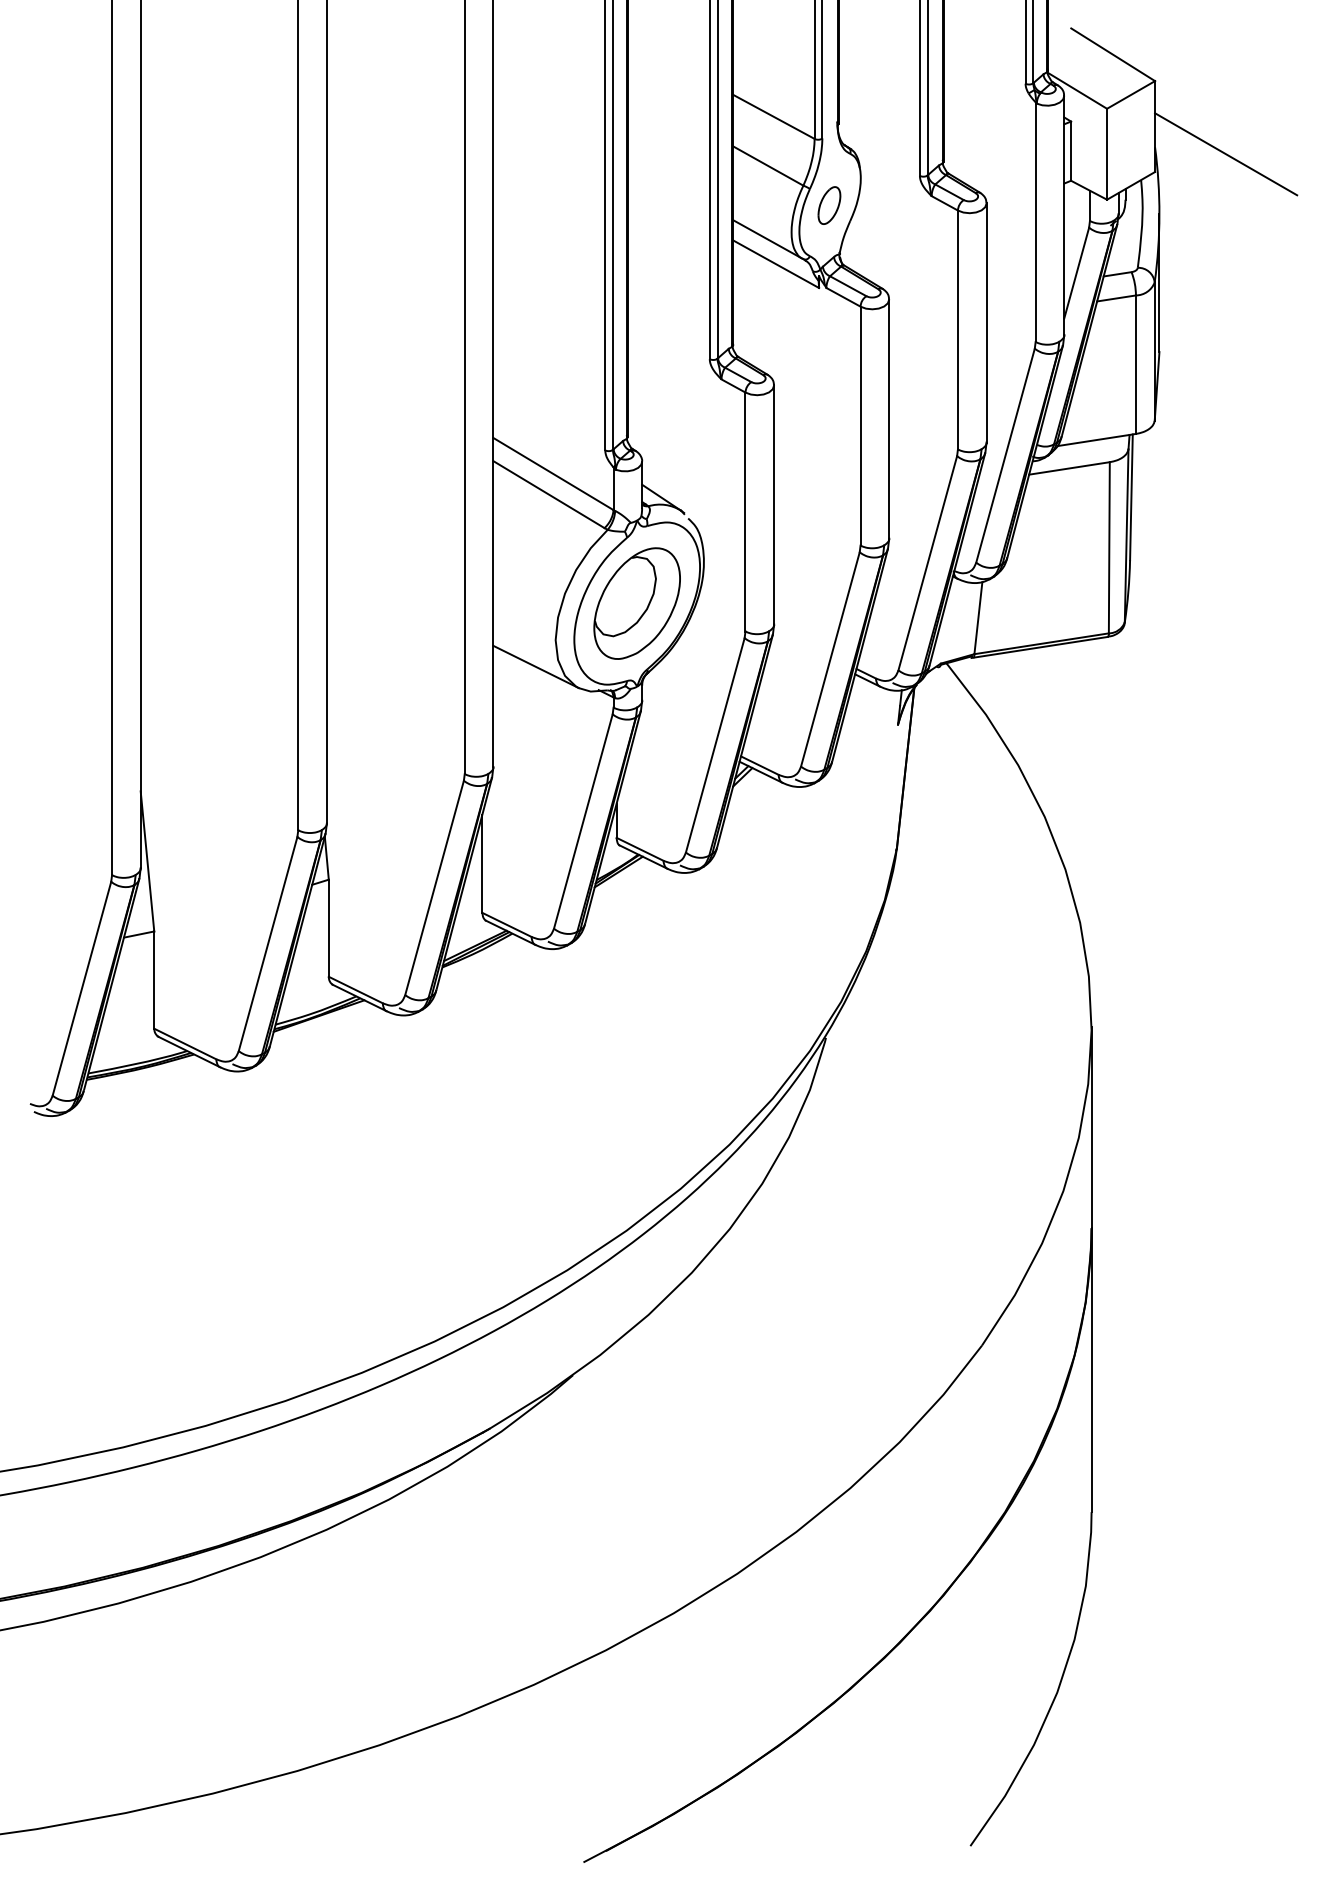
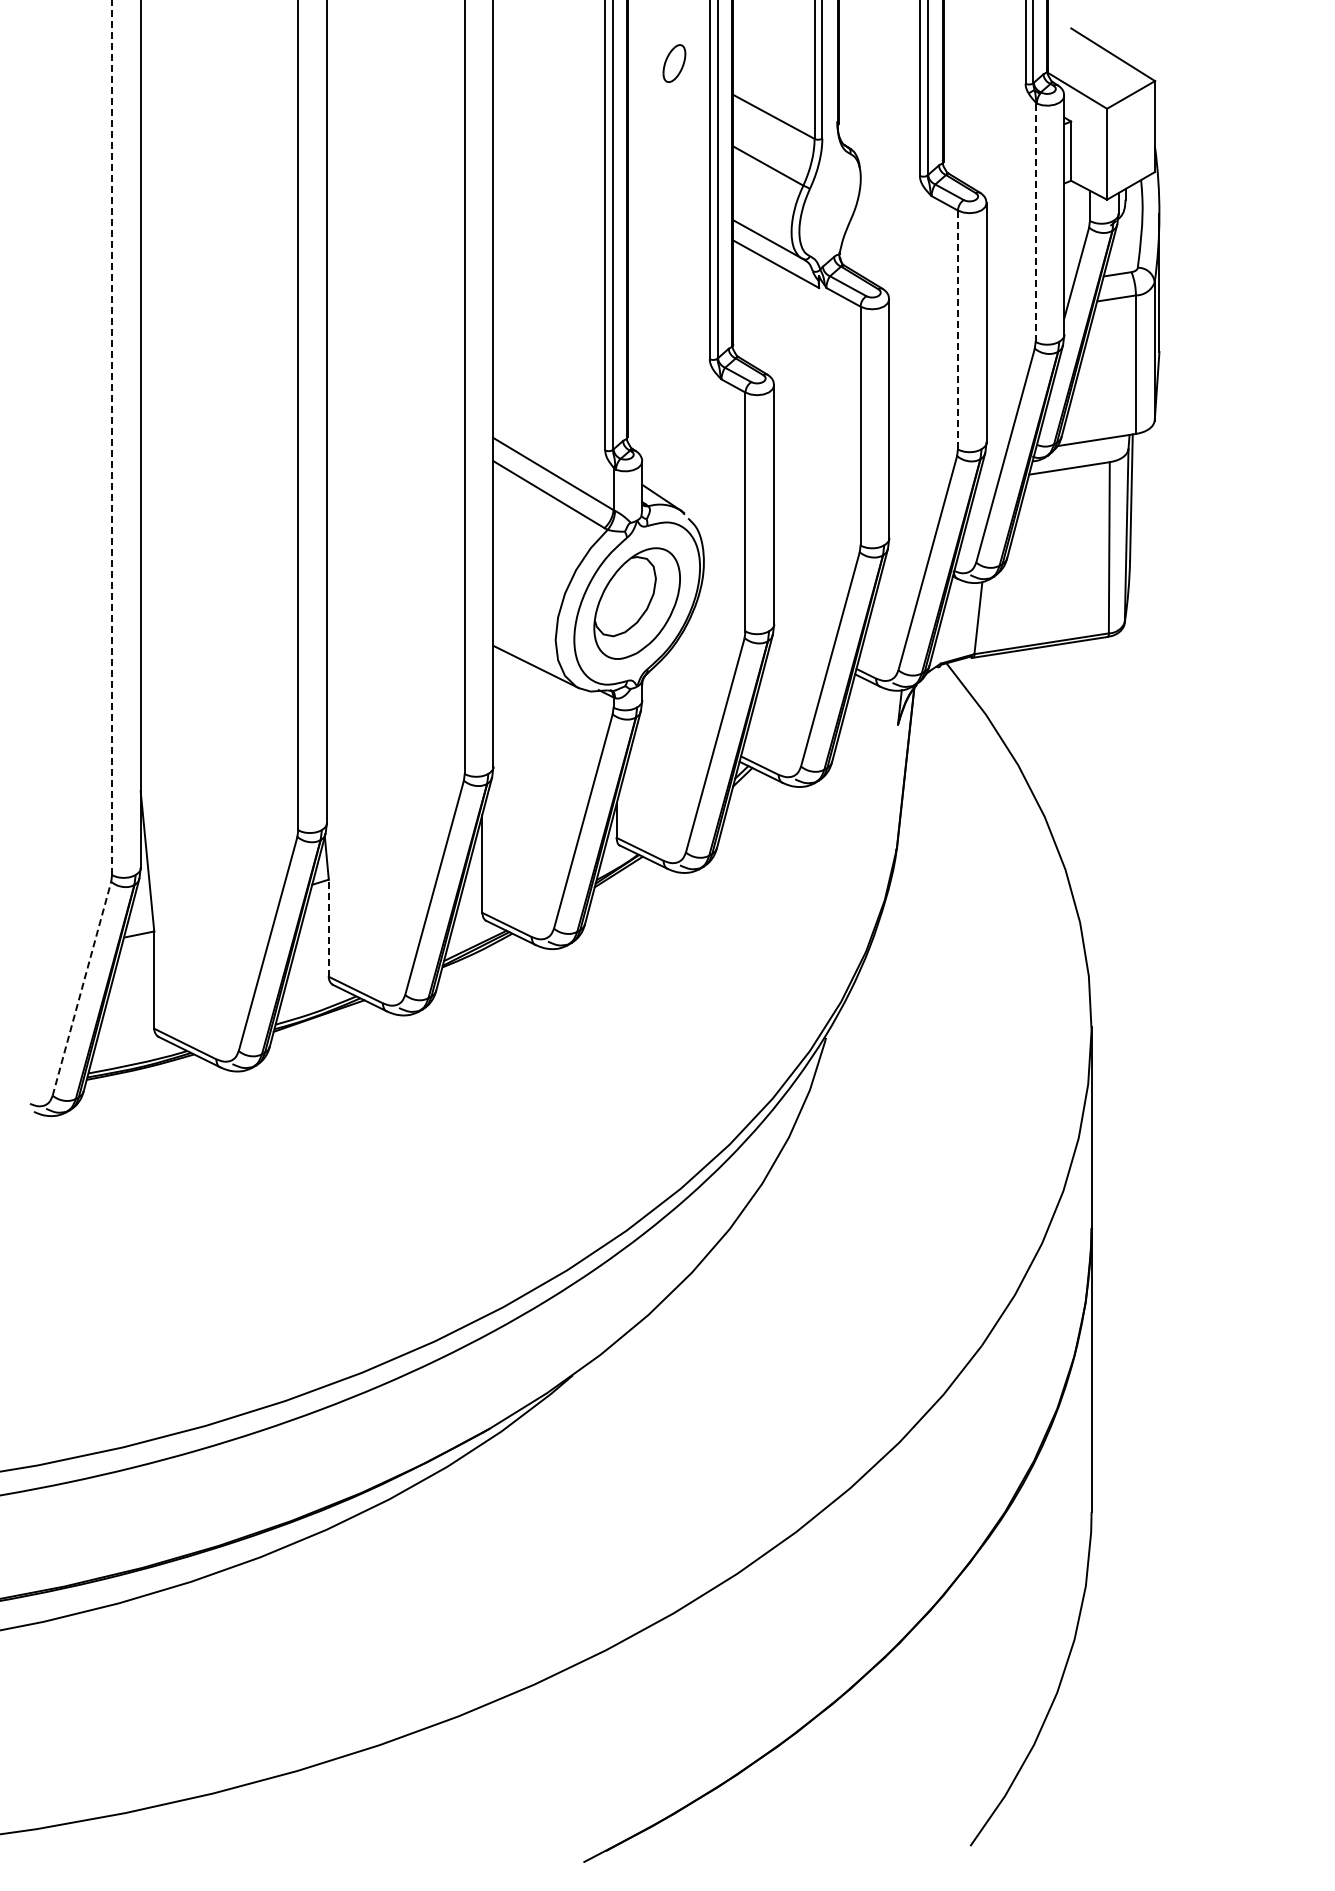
line: present -> none (1226, 154)
part position: (829, 205) -> (674, 63) (674, 63)
line: solid -> dashed (1035, 223)
line: solid -> dashed (957, 330)
line: solid -> dashed (112, 437)
line: solid -> dashed (328, 928)
line: solid -> dashed (81, 988)
